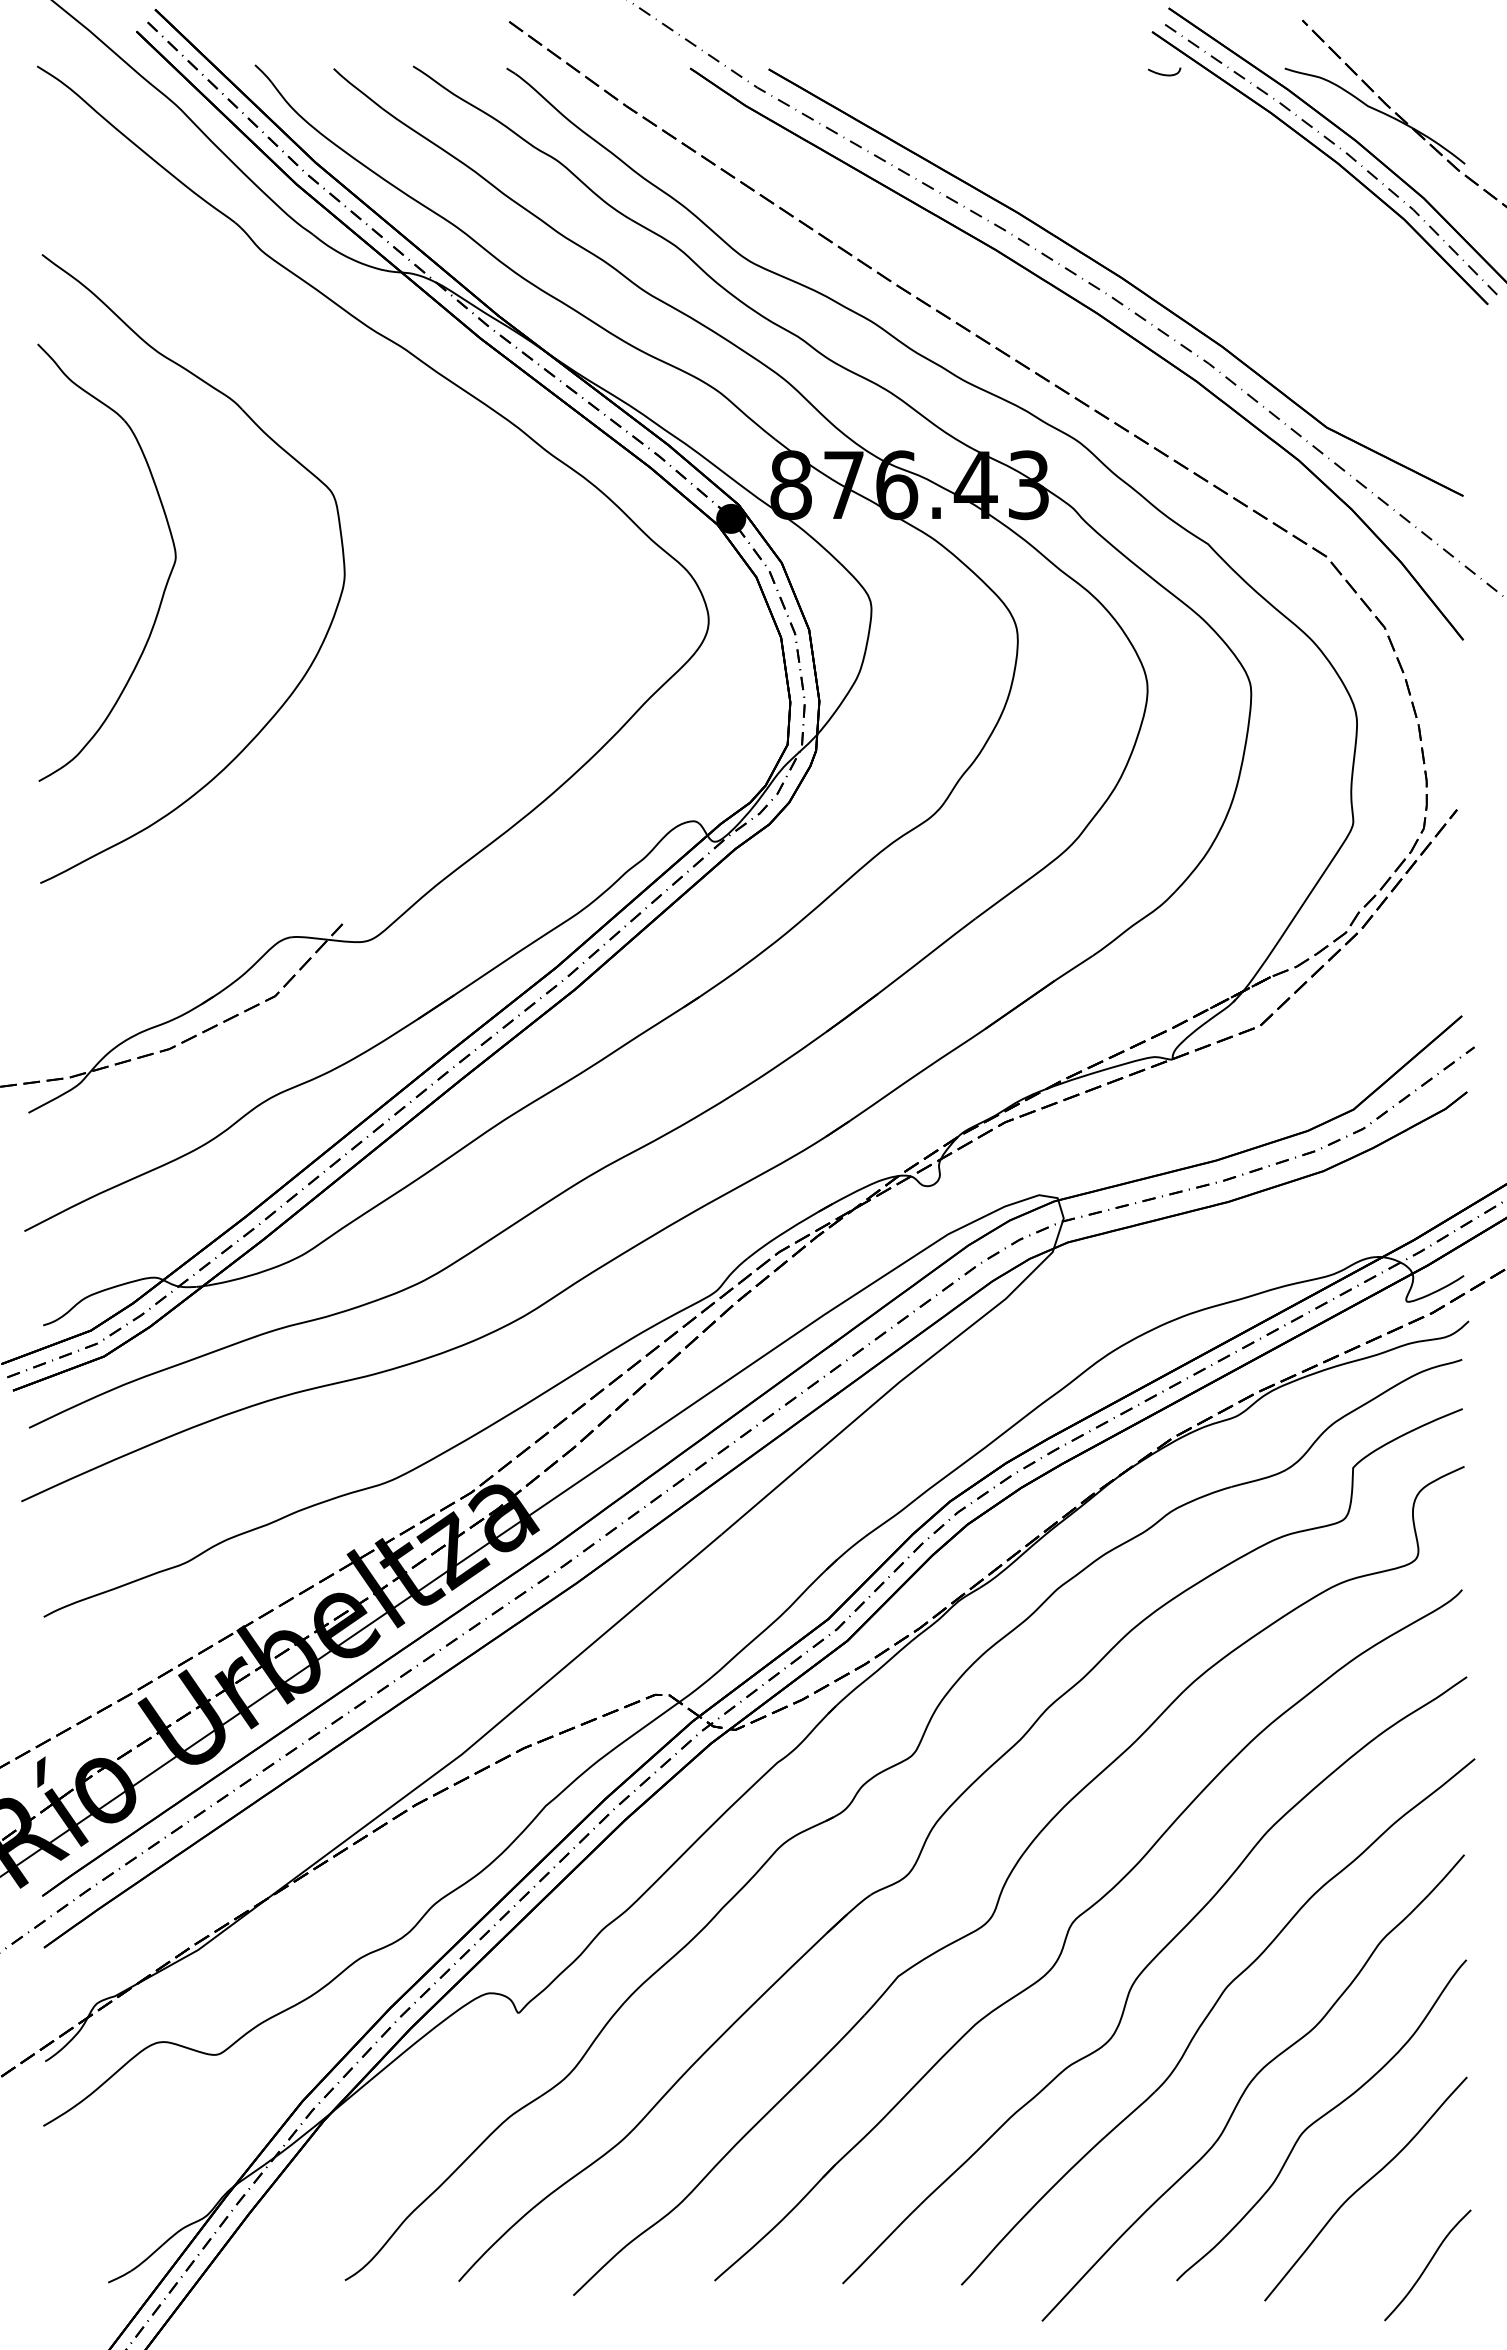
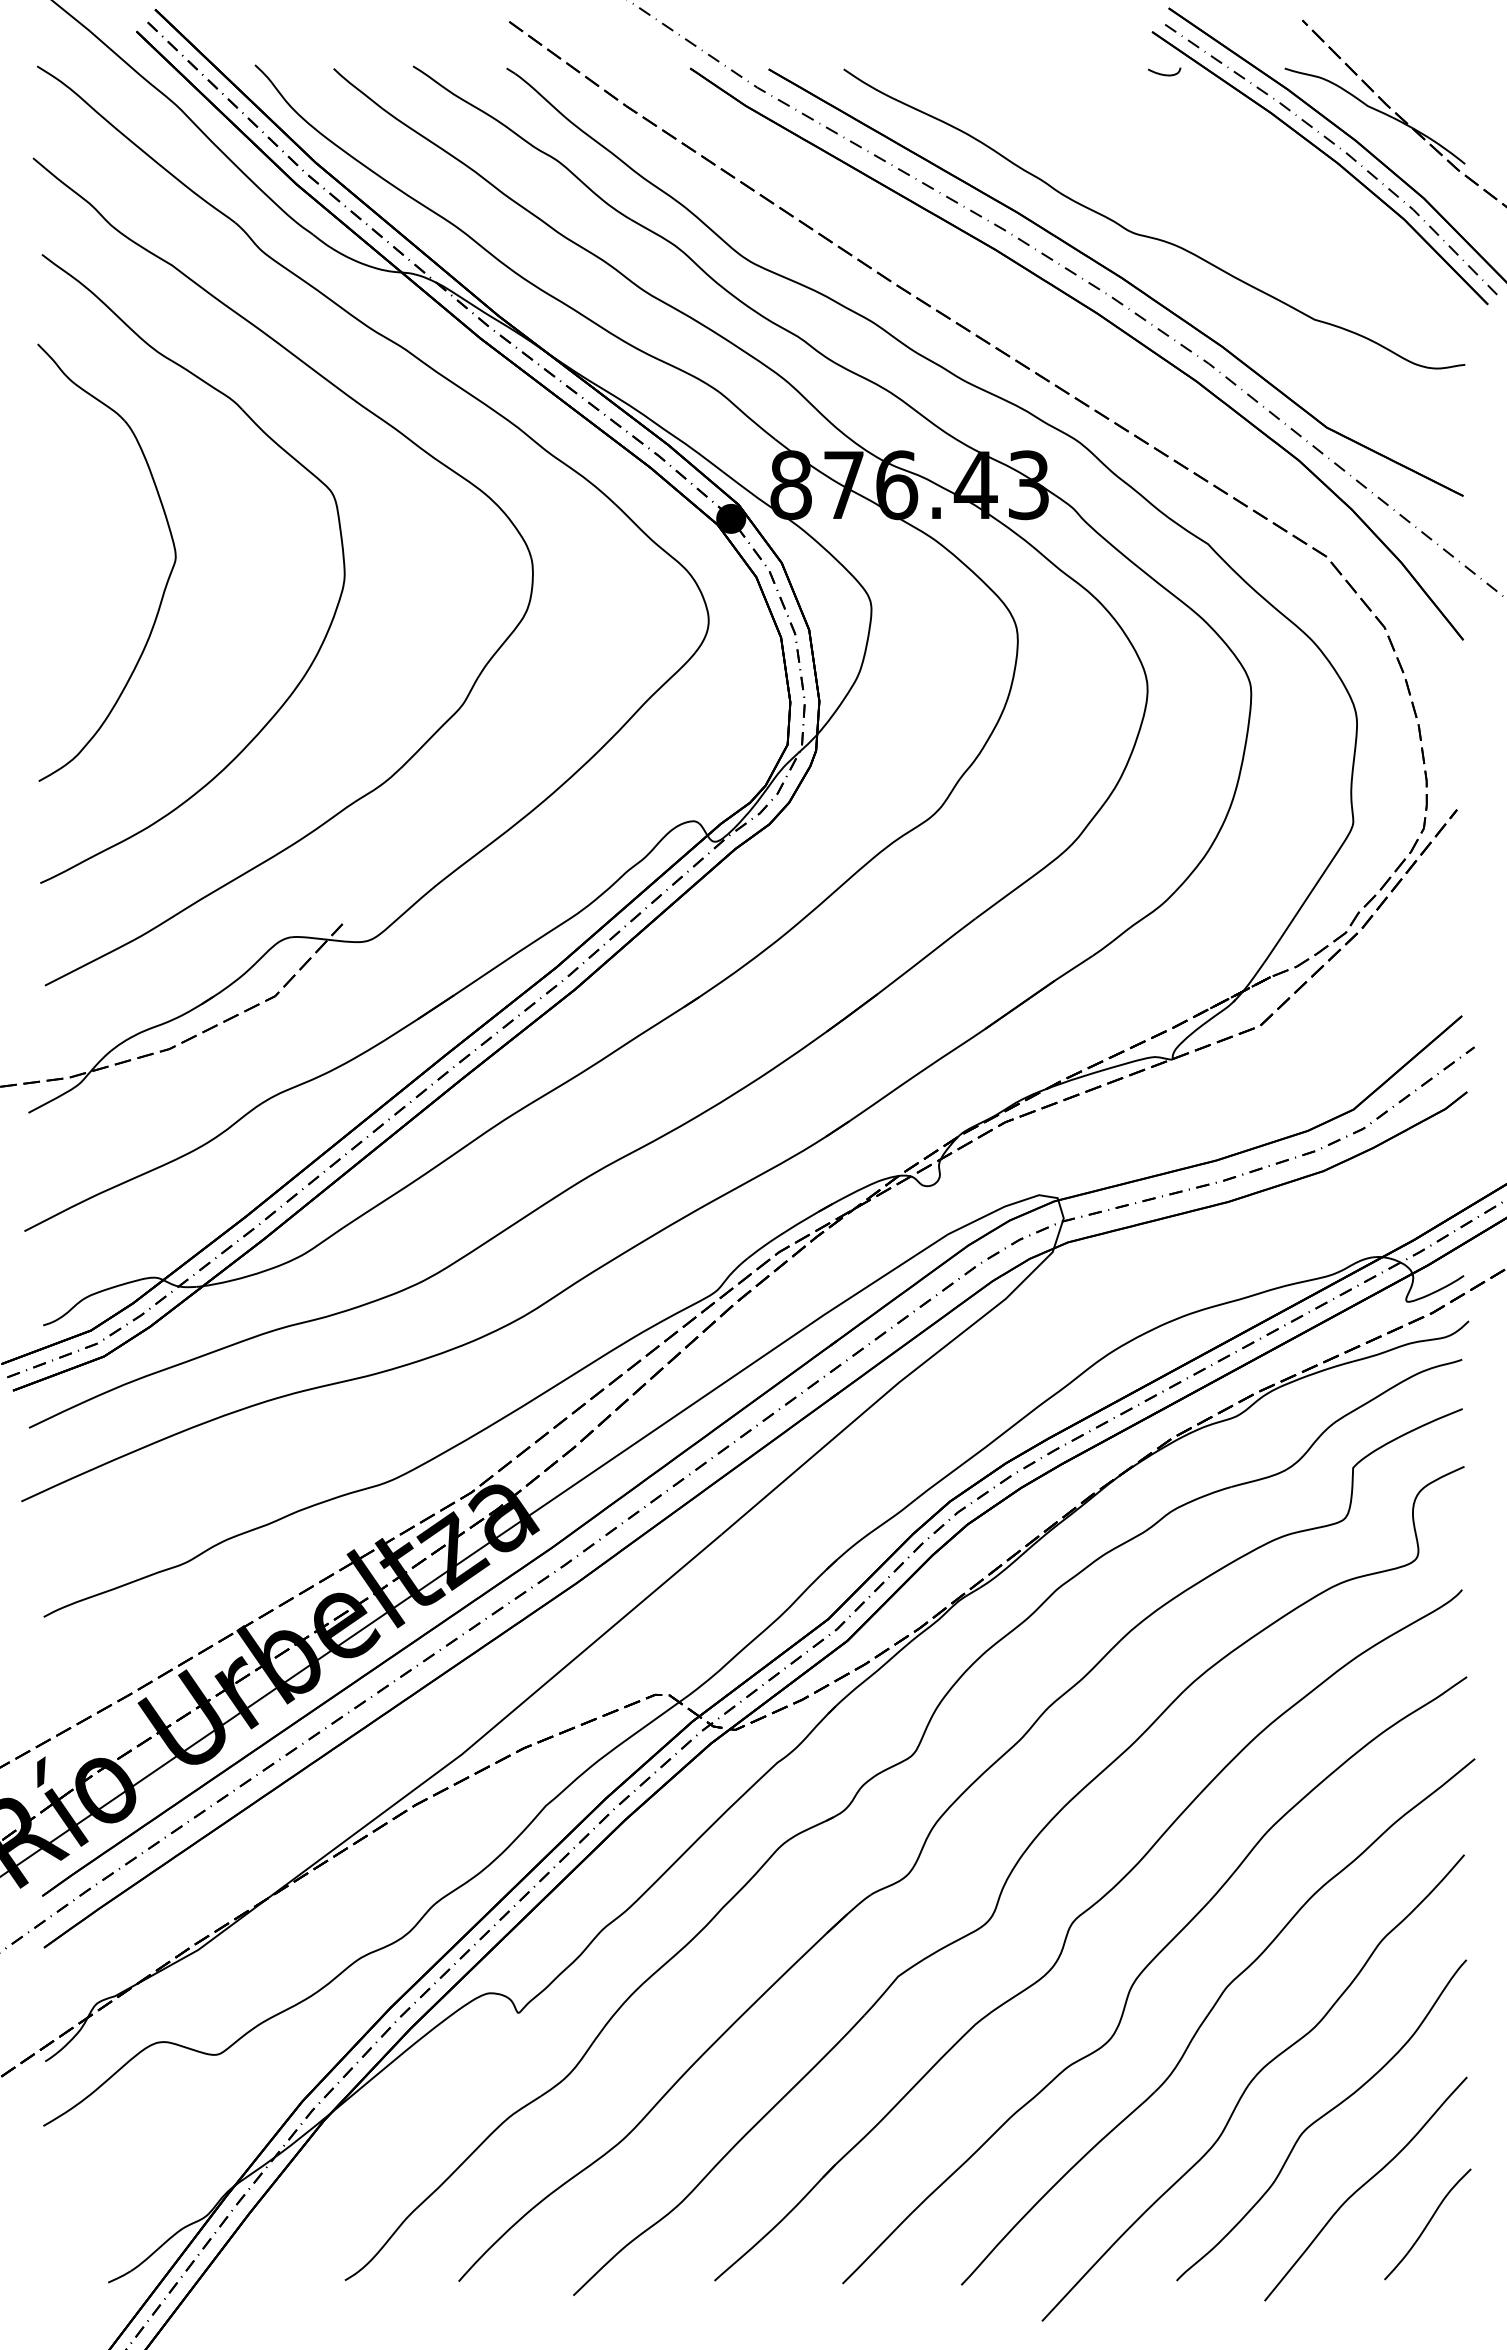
curve: none -> present (1151, 236)
part: none -> present (385, 423)
curve position: (1427, 2265) -> (1427, 2224) (1427, 2224)
